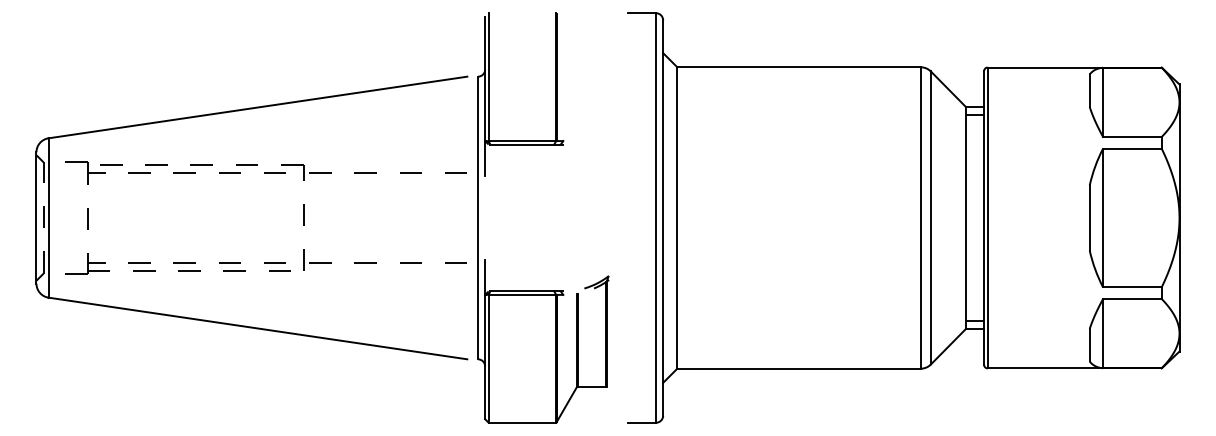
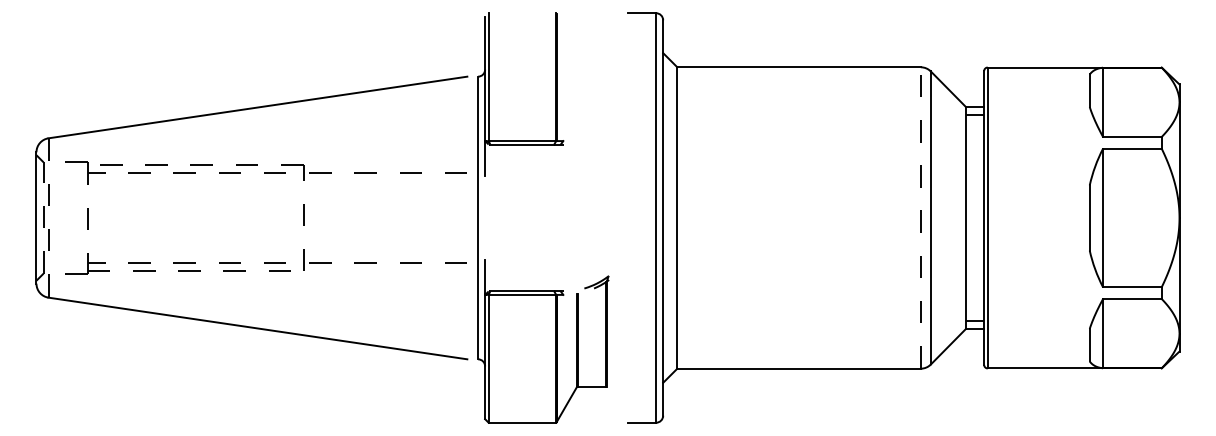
line: solid -> dashed (48, 218)
line: solid -> dashed (920, 218)
